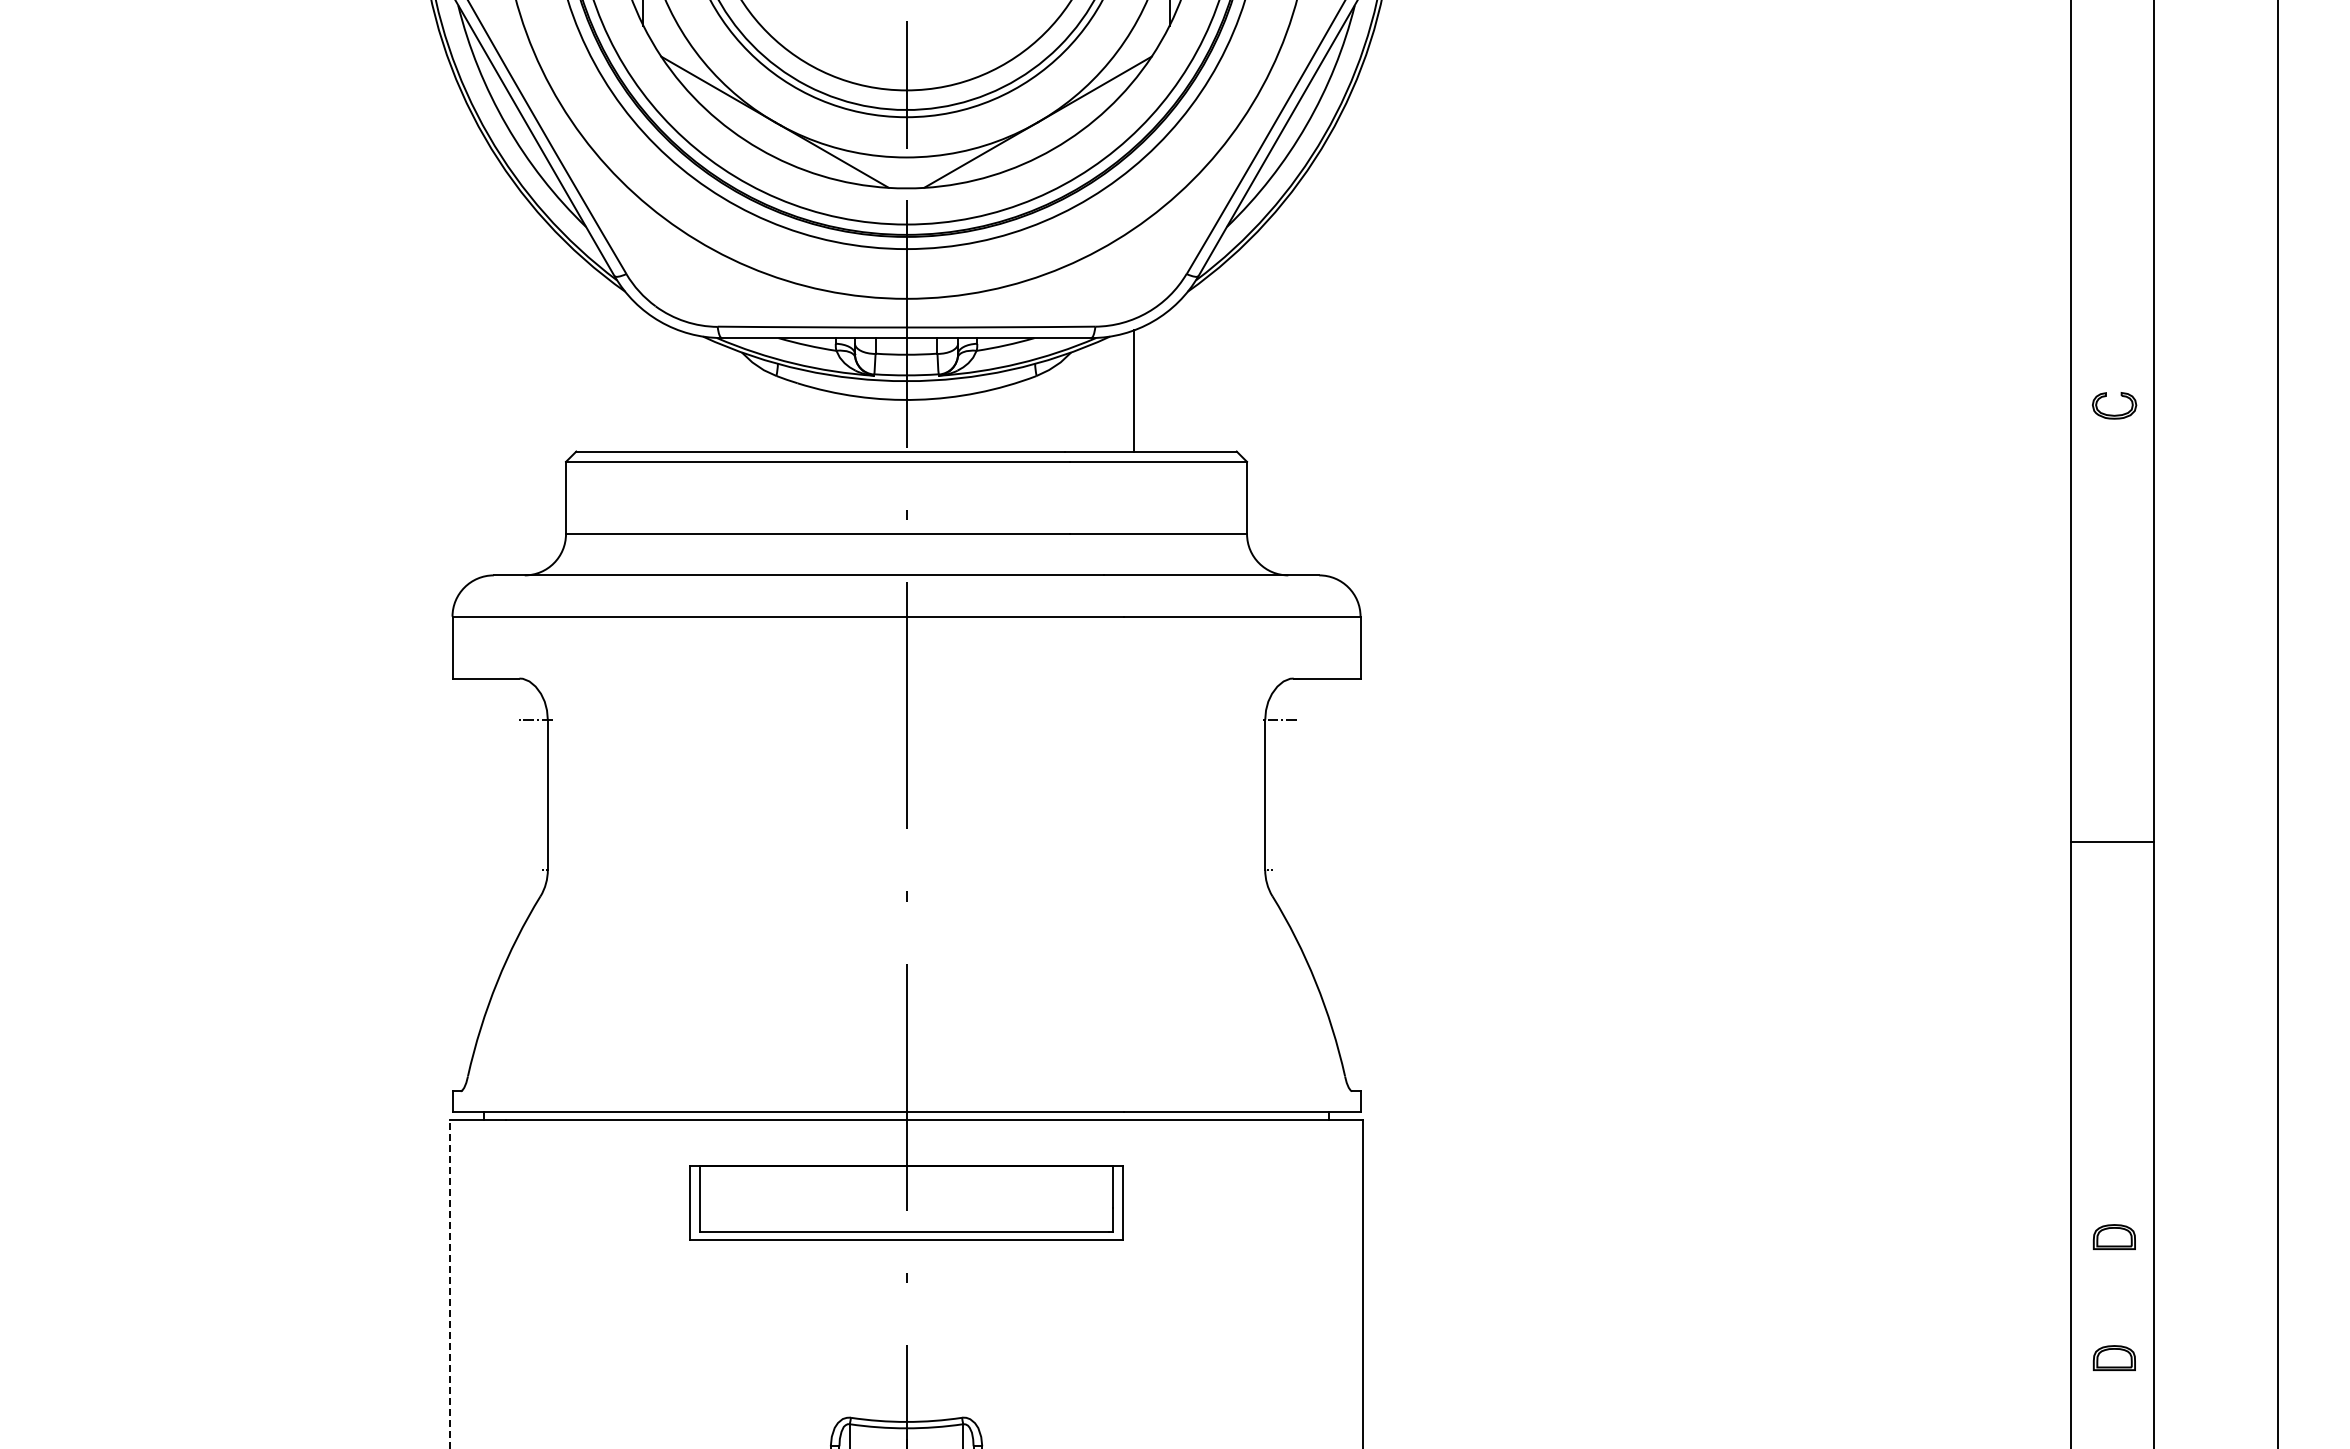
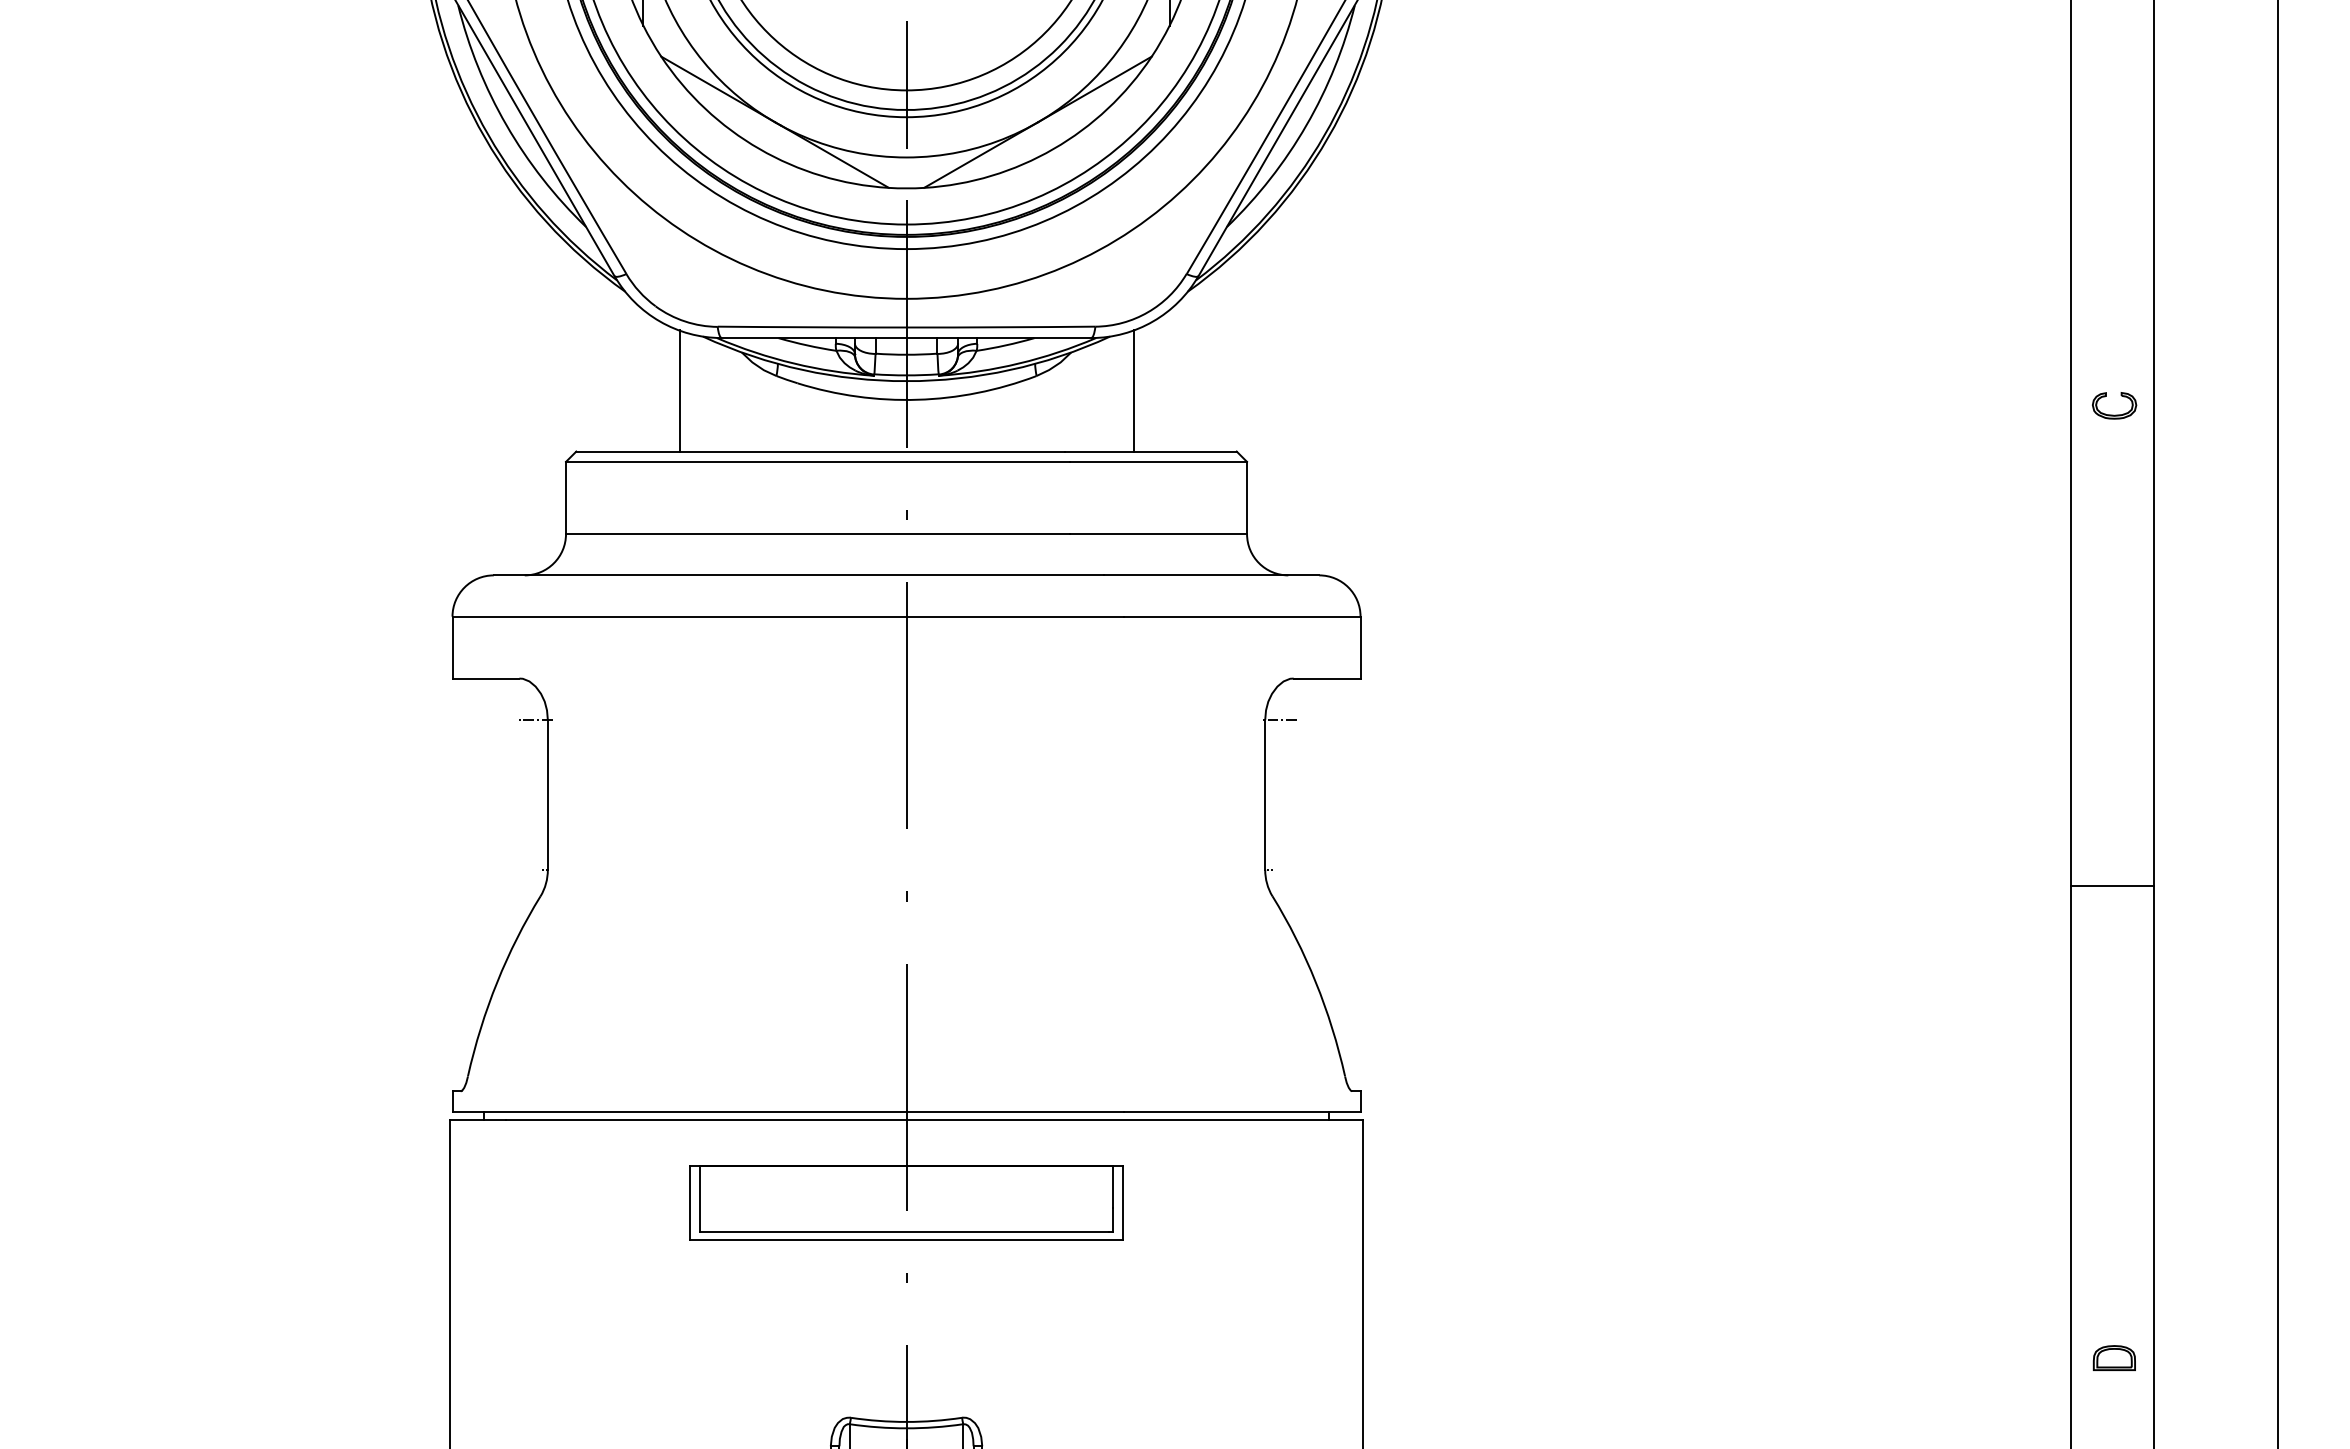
line: none -> present (679, 390)
line position: (2112, 841) -> (2112, 885) (2112, 885)
part: present -> none (2113, 1236)
line: dashed -> solid (450, 1284)
